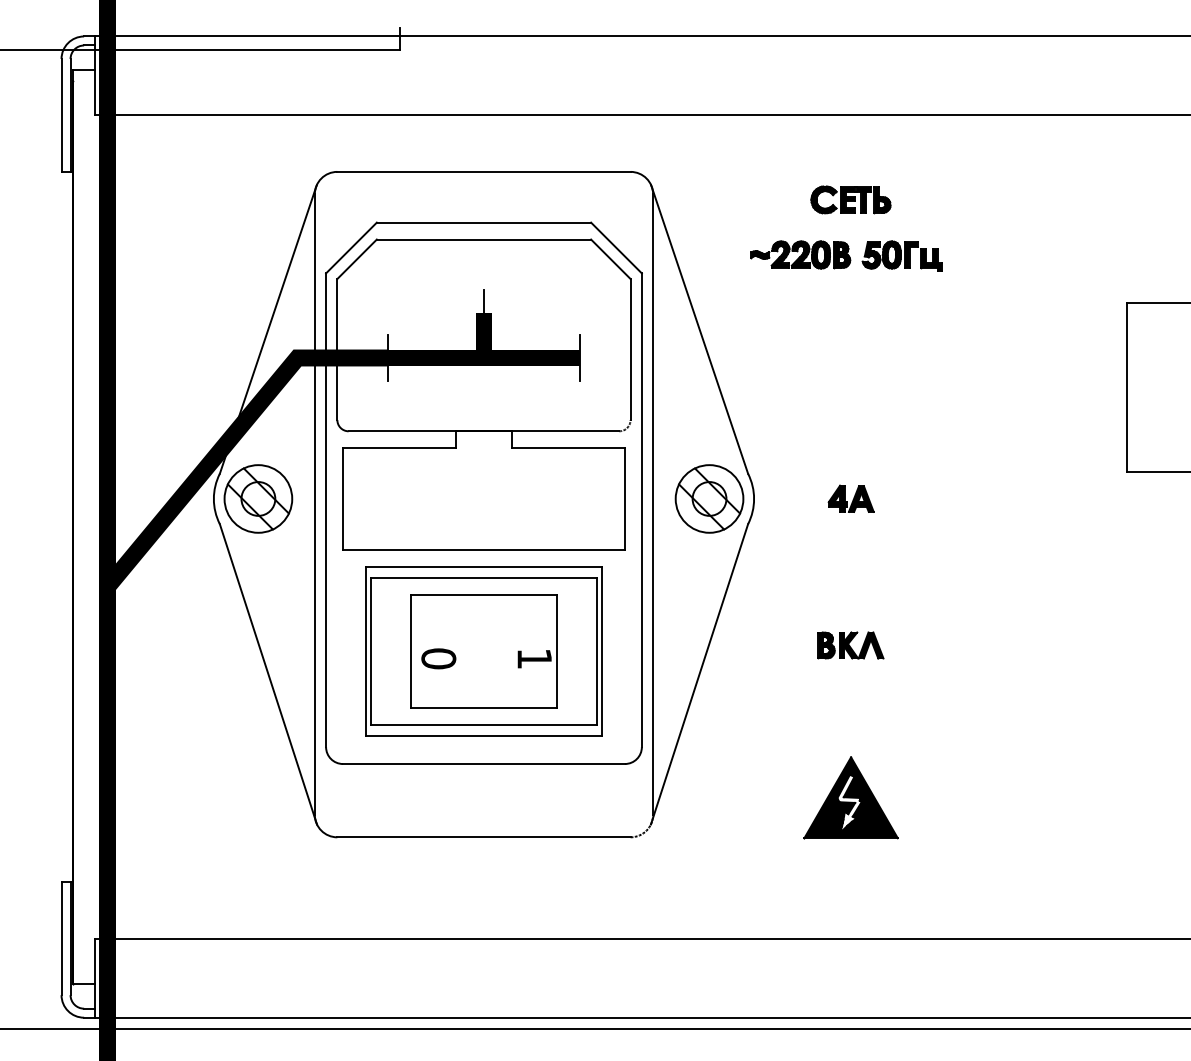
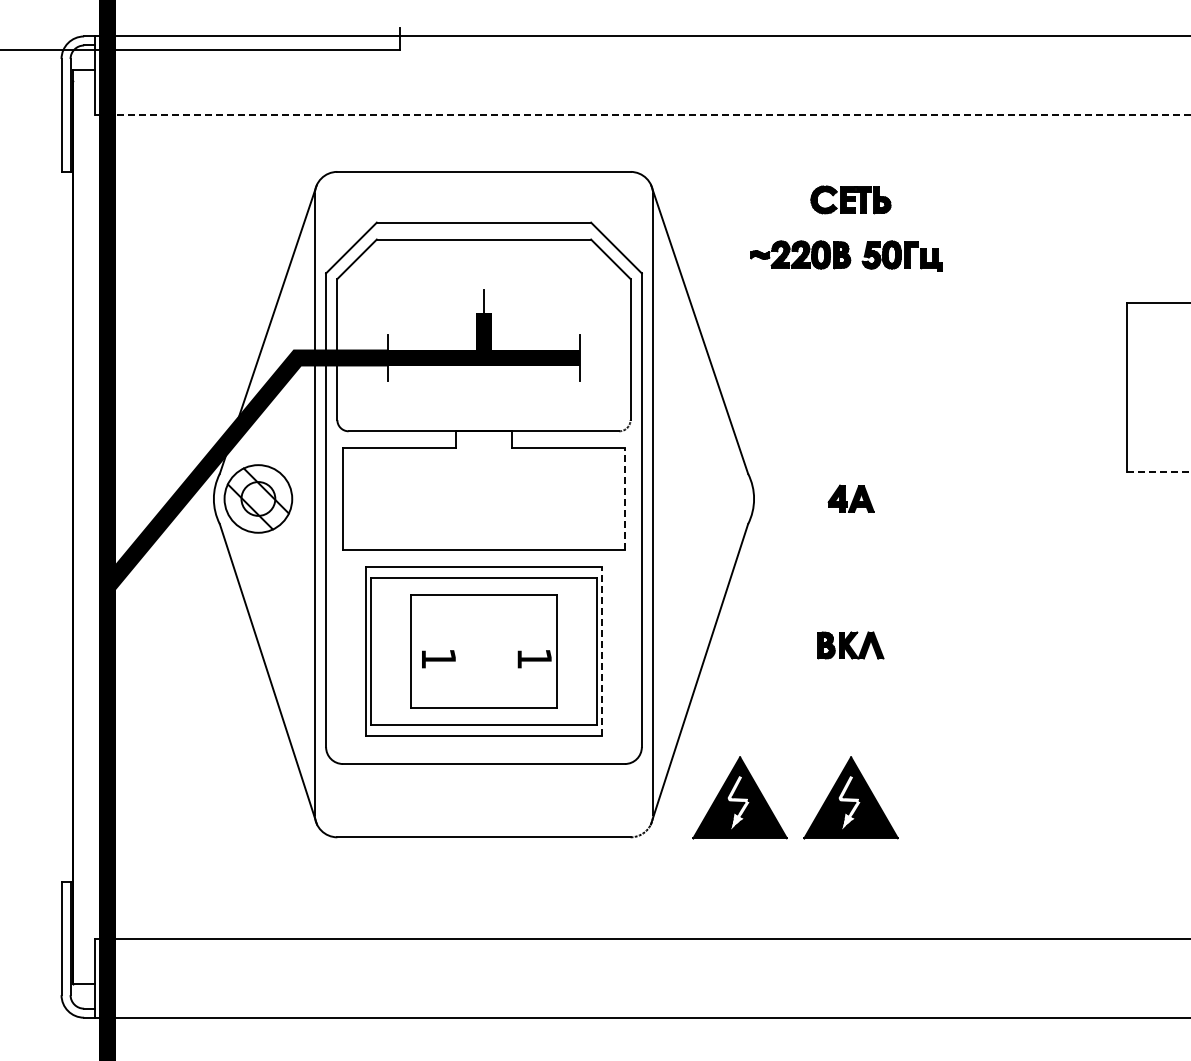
line: solid -> dashed (643, 115)
line: solid -> dashed (1159, 472)
line: solid -> dashed (624, 498)
part: present -> none (709, 498)
line: solid -> dashed (602, 651)
text: 0 -> 1 (438, 658)
part: none -> present (739, 797)
line: present -> none (594, 1028)
